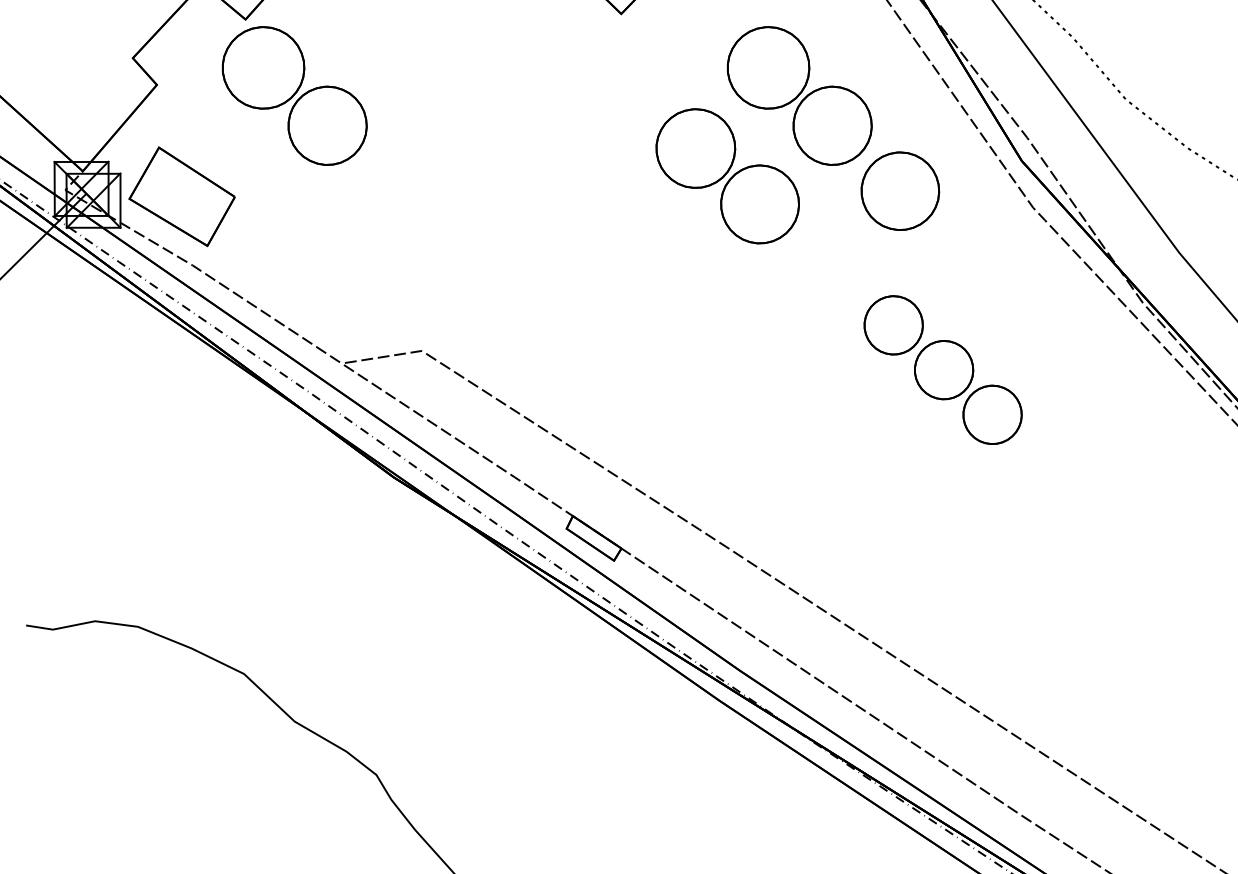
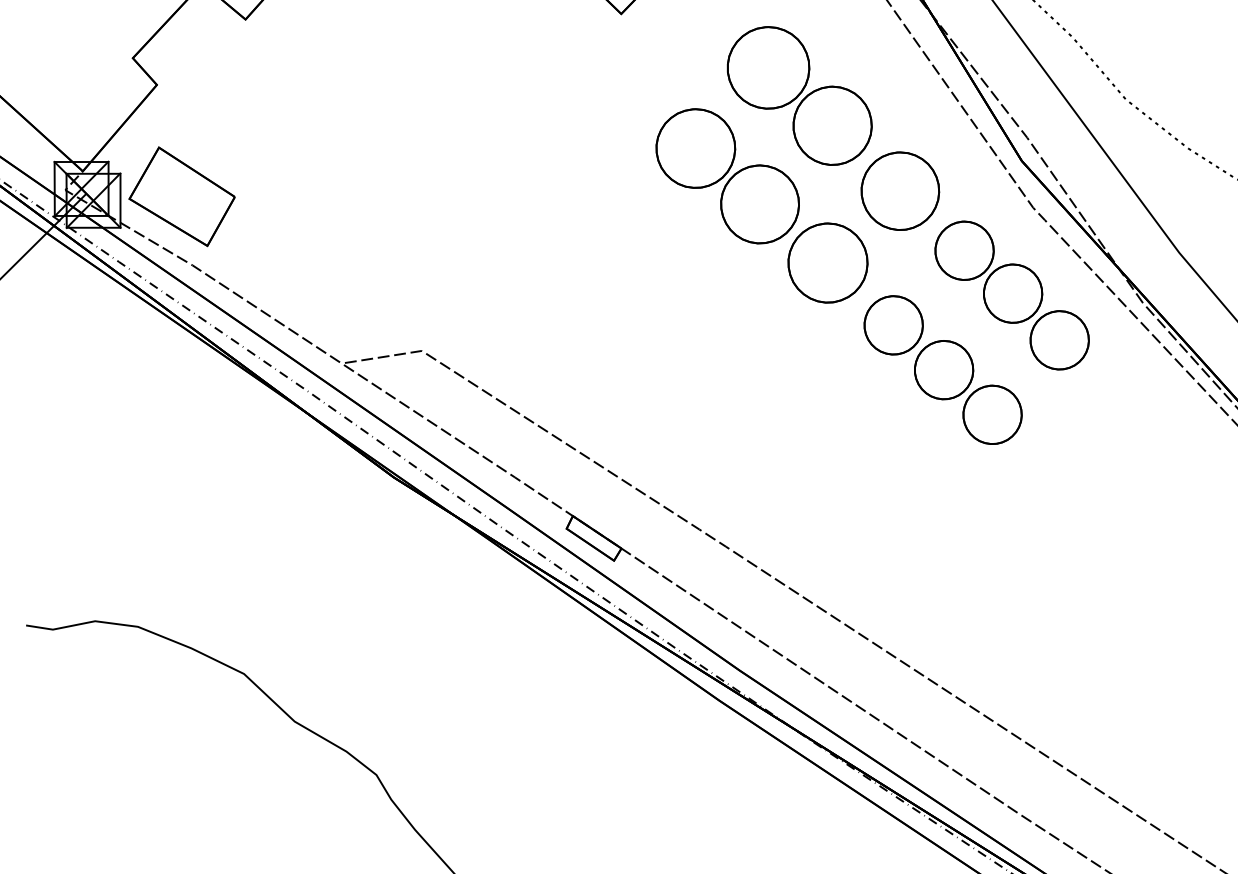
part: present -> none (294, 95)
part: none -> present (827, 262)
part: none -> present (1011, 295)
